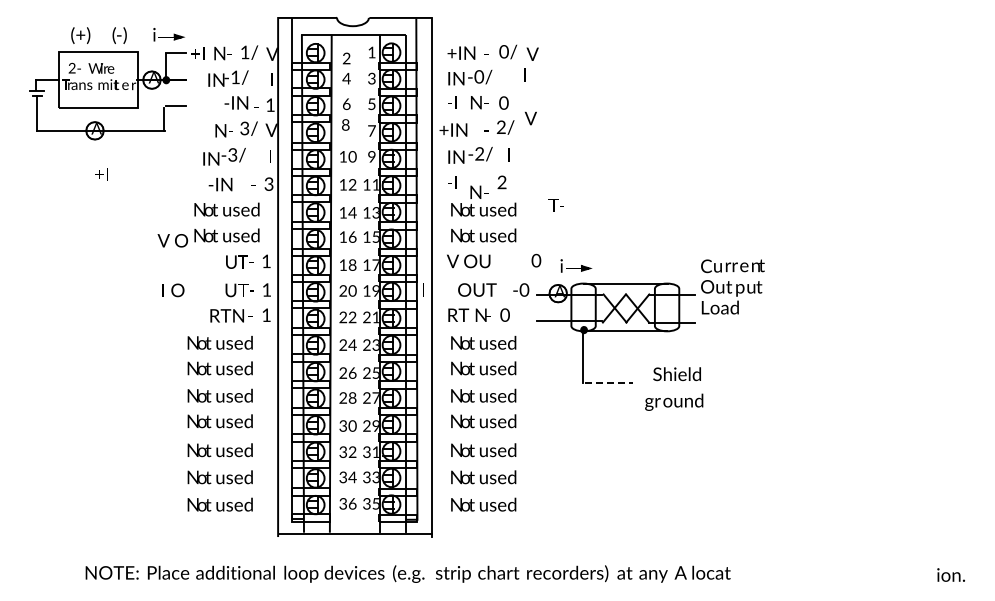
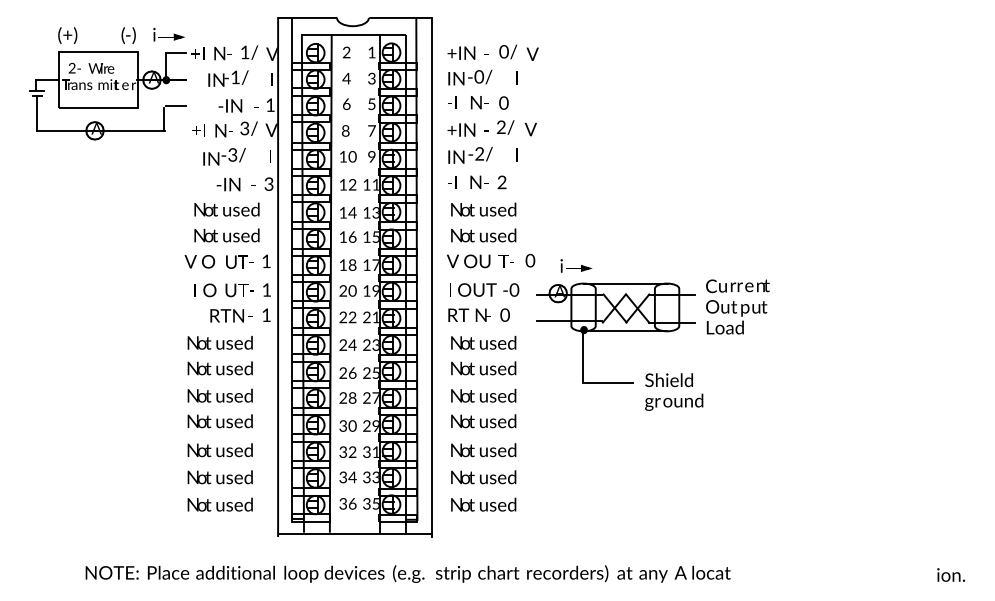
text position: (80, 35) -> (67, 35) (67, 35)
text position: (119, 35) -> (128, 35) (128, 35)
text position: (346, 58) -> (346, 52) (346, 52)
text position: (524, 74) -> (516, 77) (516, 77)
text position: (236, 102) -> (230, 105) (230, 105)
text position: (530, 118) -> (530, 129) (530, 129)
text position: (345, 124) -> (345, 130) (345, 130)
text position: (453, 129) -> (461, 129) (461, 129)
text position: (508, 154) -> (516, 154) (516, 154)
text position: (101, 174) -> (198, 130) (198, 130)
text position: (220, 184) -> (228, 184) (228, 184)
text position: (479, 191) -> (479, 181) (479, 181)
text position: (555, 205) -> (505, 261) (505, 261)
text position: (172, 240) -> (199, 261) (199, 261)
text position: (536, 260) -> (530, 260) (530, 260)
text position: (732, 286) -> (737, 306) (737, 306)
text position: (423, 289) -> (450, 289) (450, 289)
text position: (521, 289) -> (511, 289) (511, 289)
text position: (173, 290) -> (205, 290) (205, 290)
text position: (676, 374) -> (668, 380) (668, 380)
line: dashed -> solid (609, 382)
